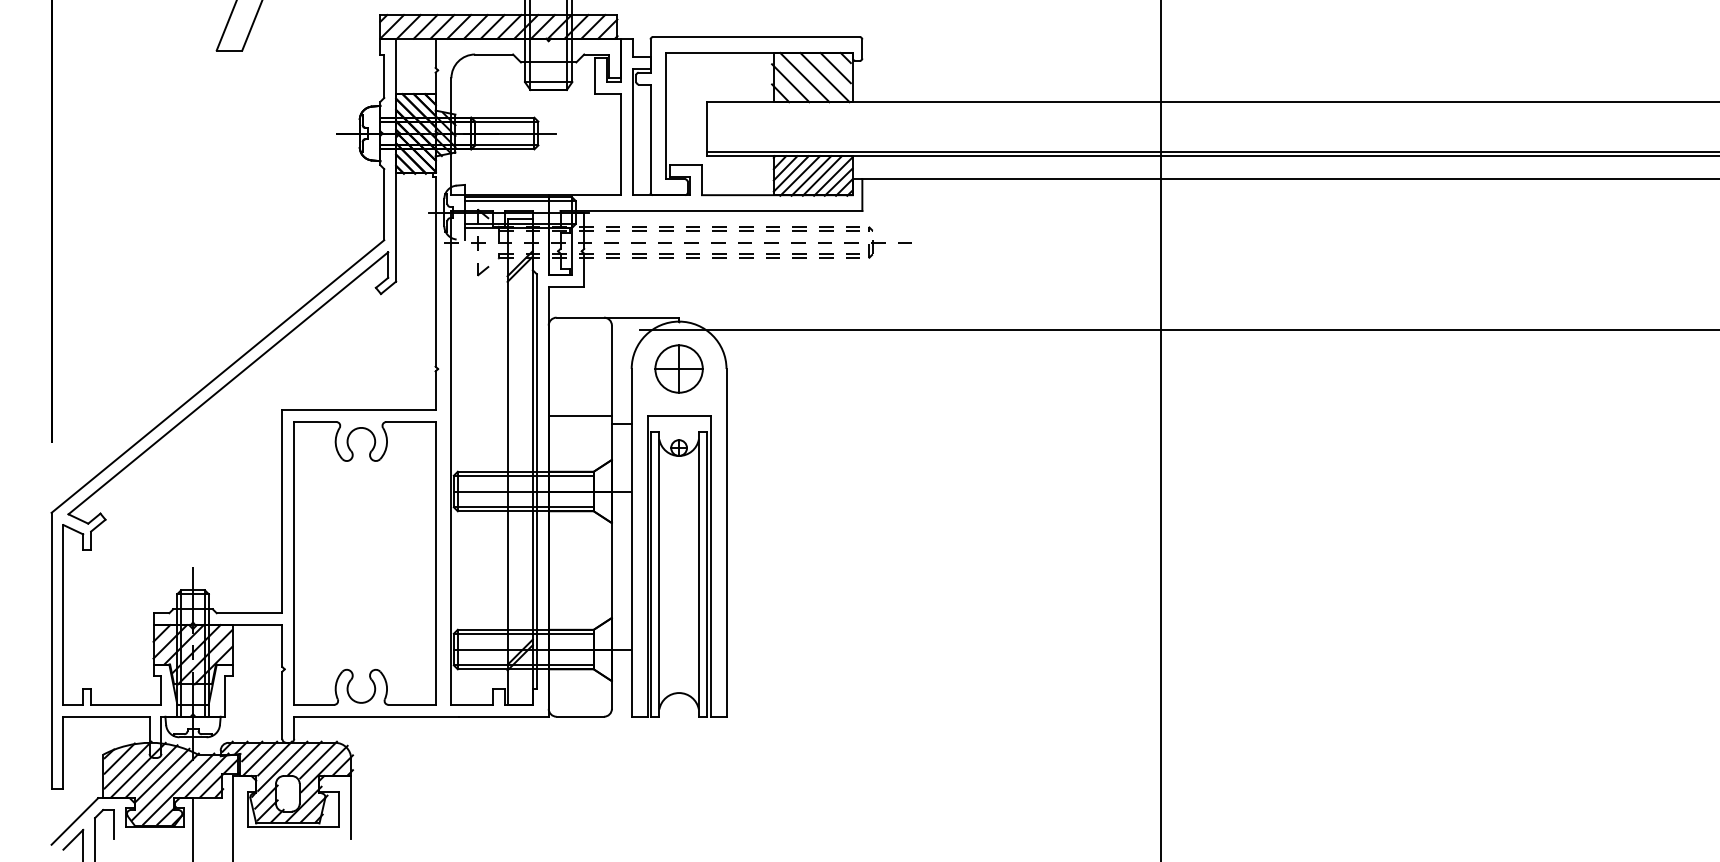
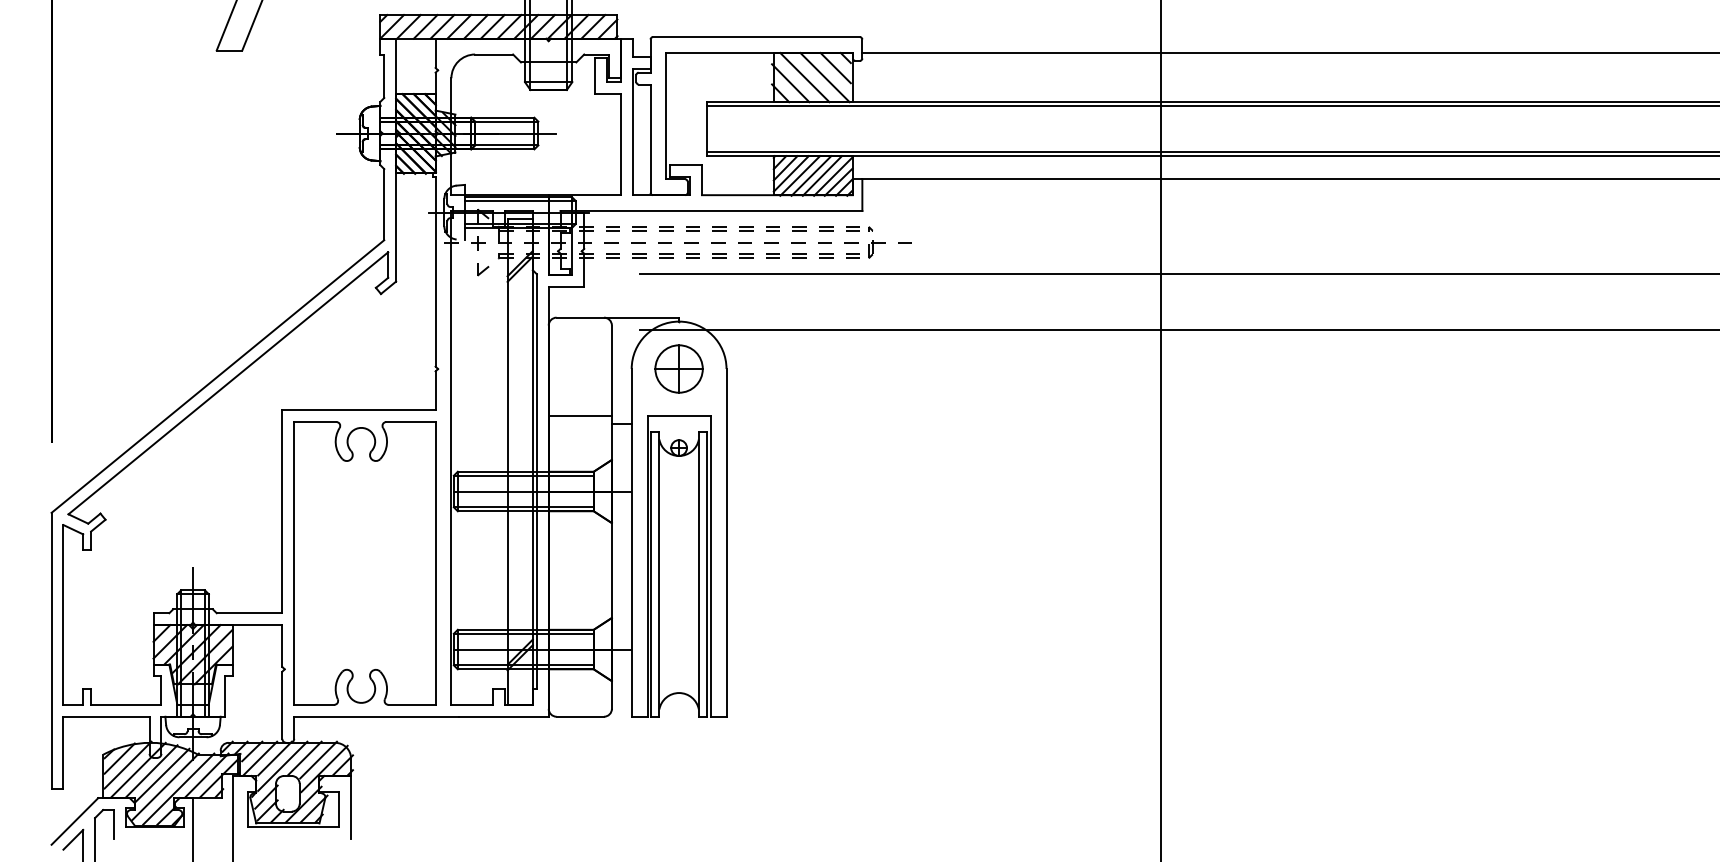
line: none -> present (1289, 52)
line: none -> present (1211, 105)
line: none -> present (1178, 274)
